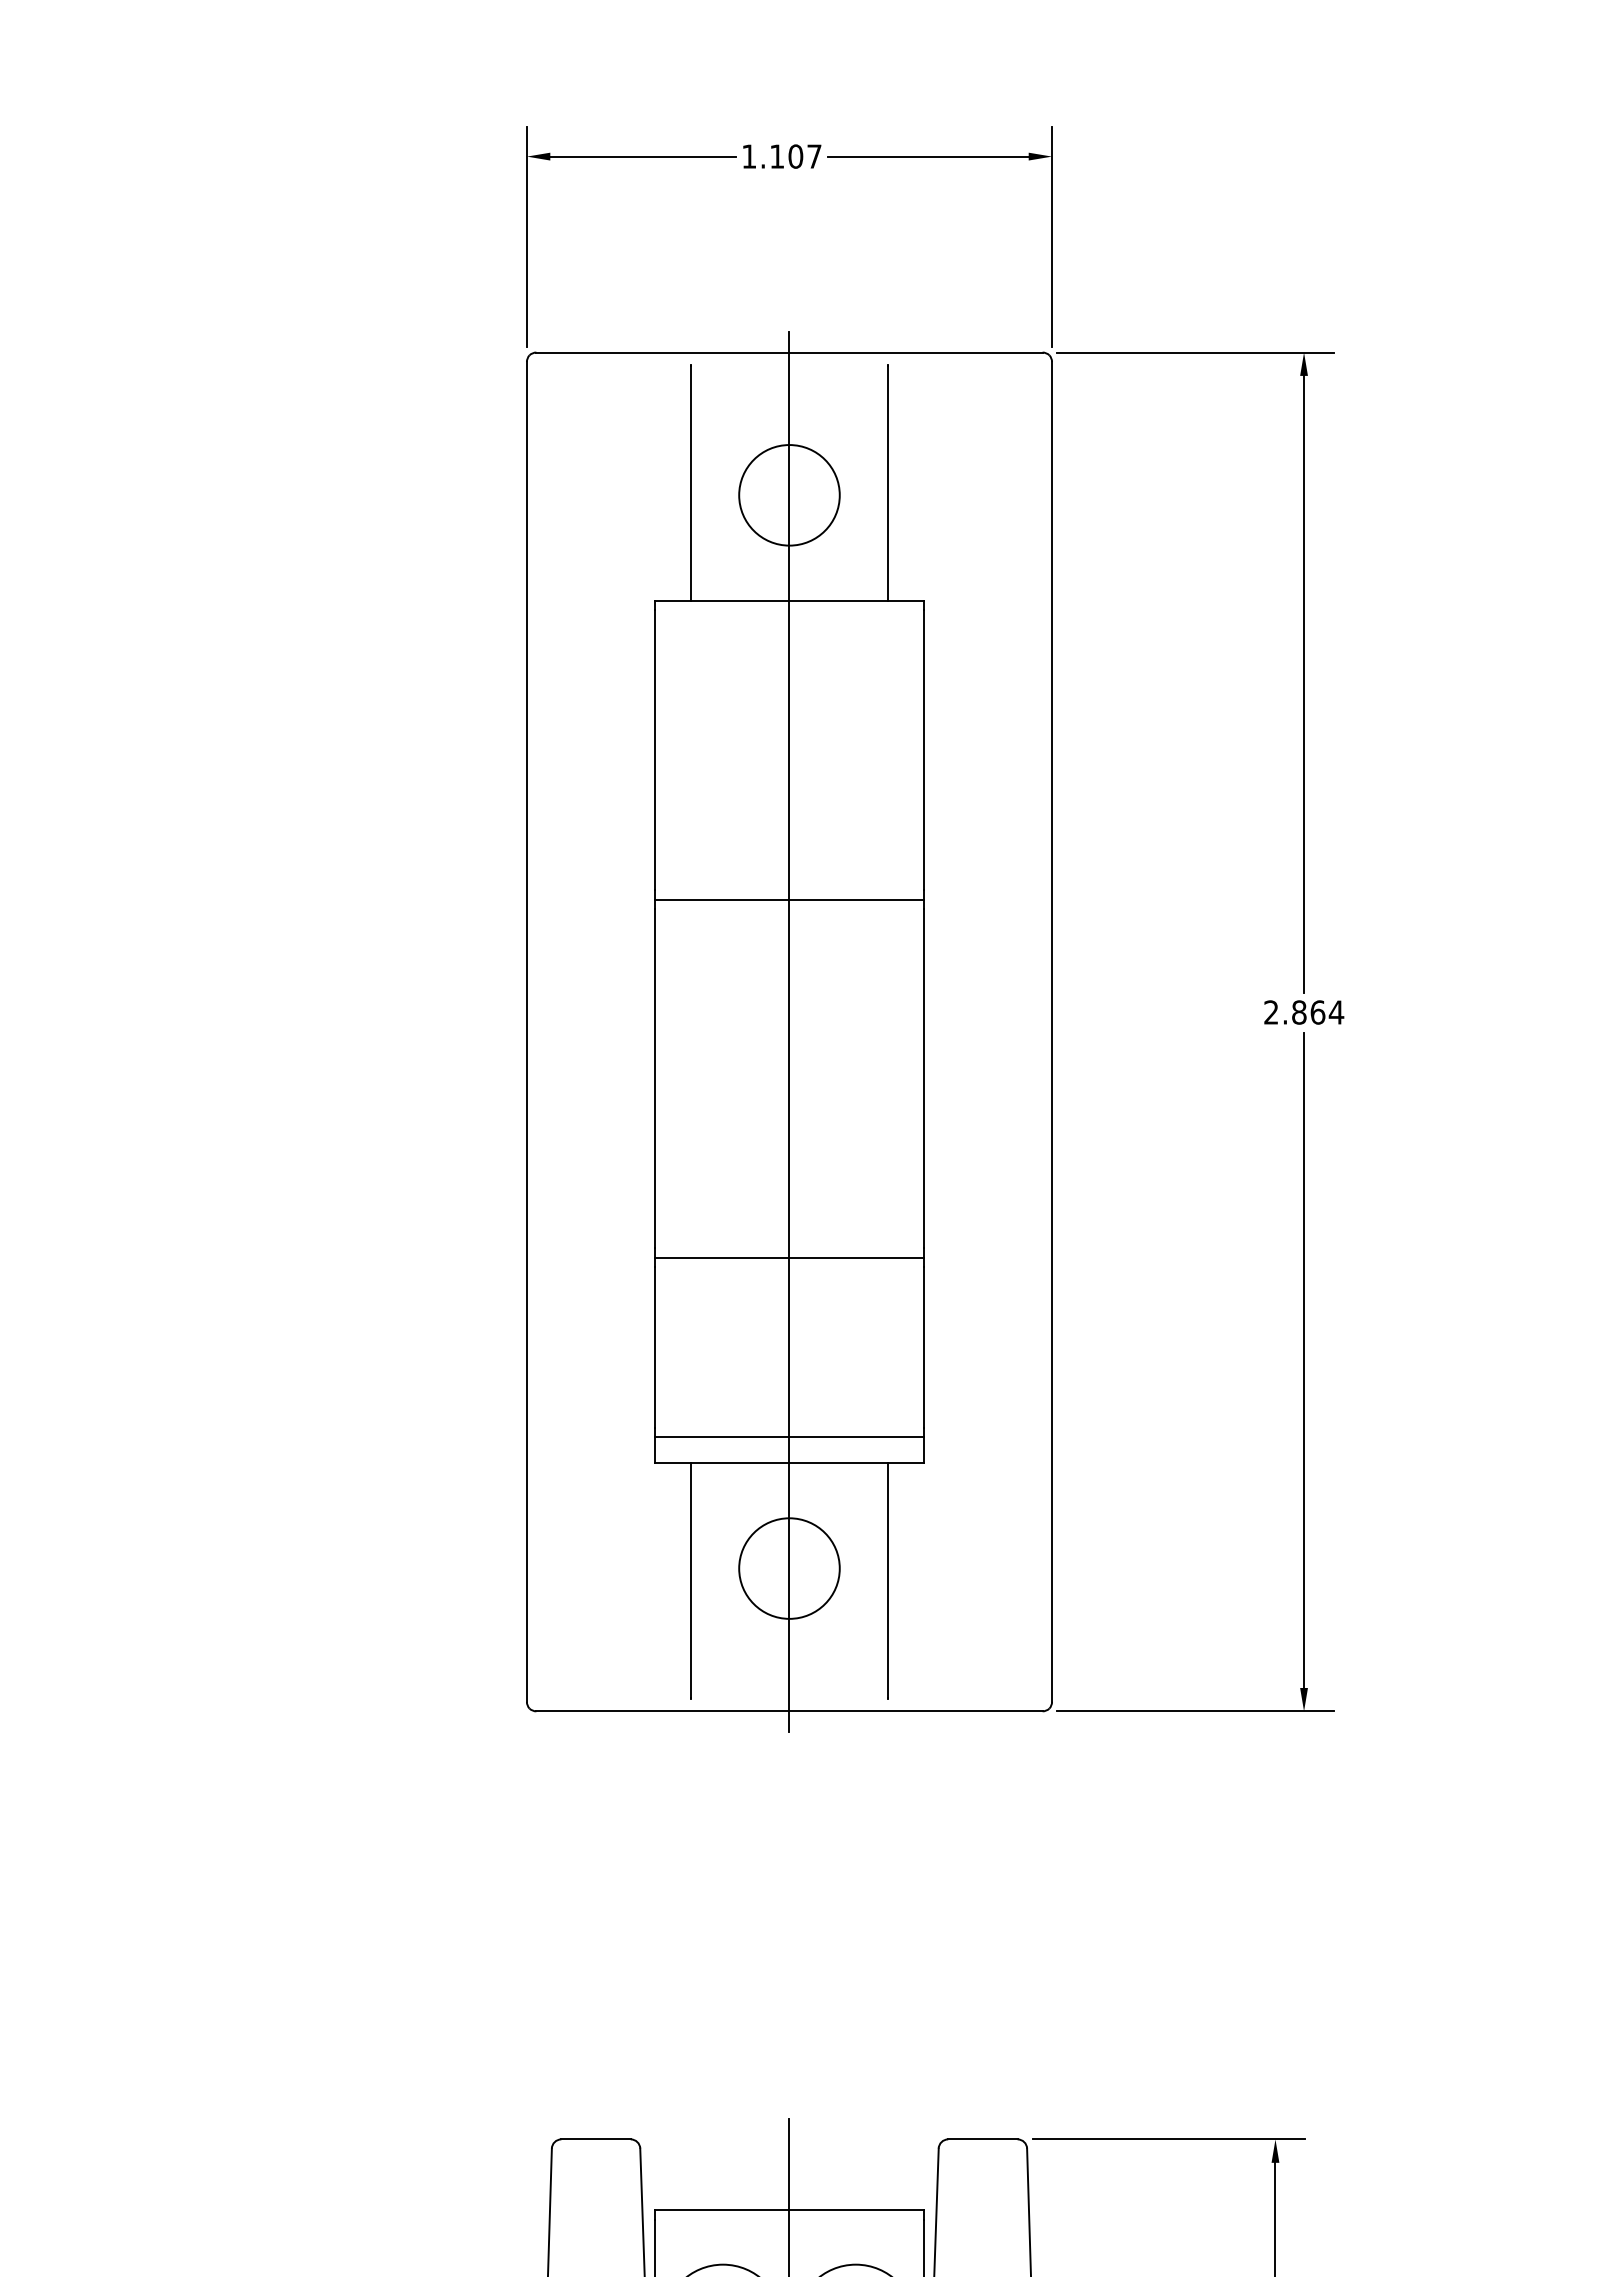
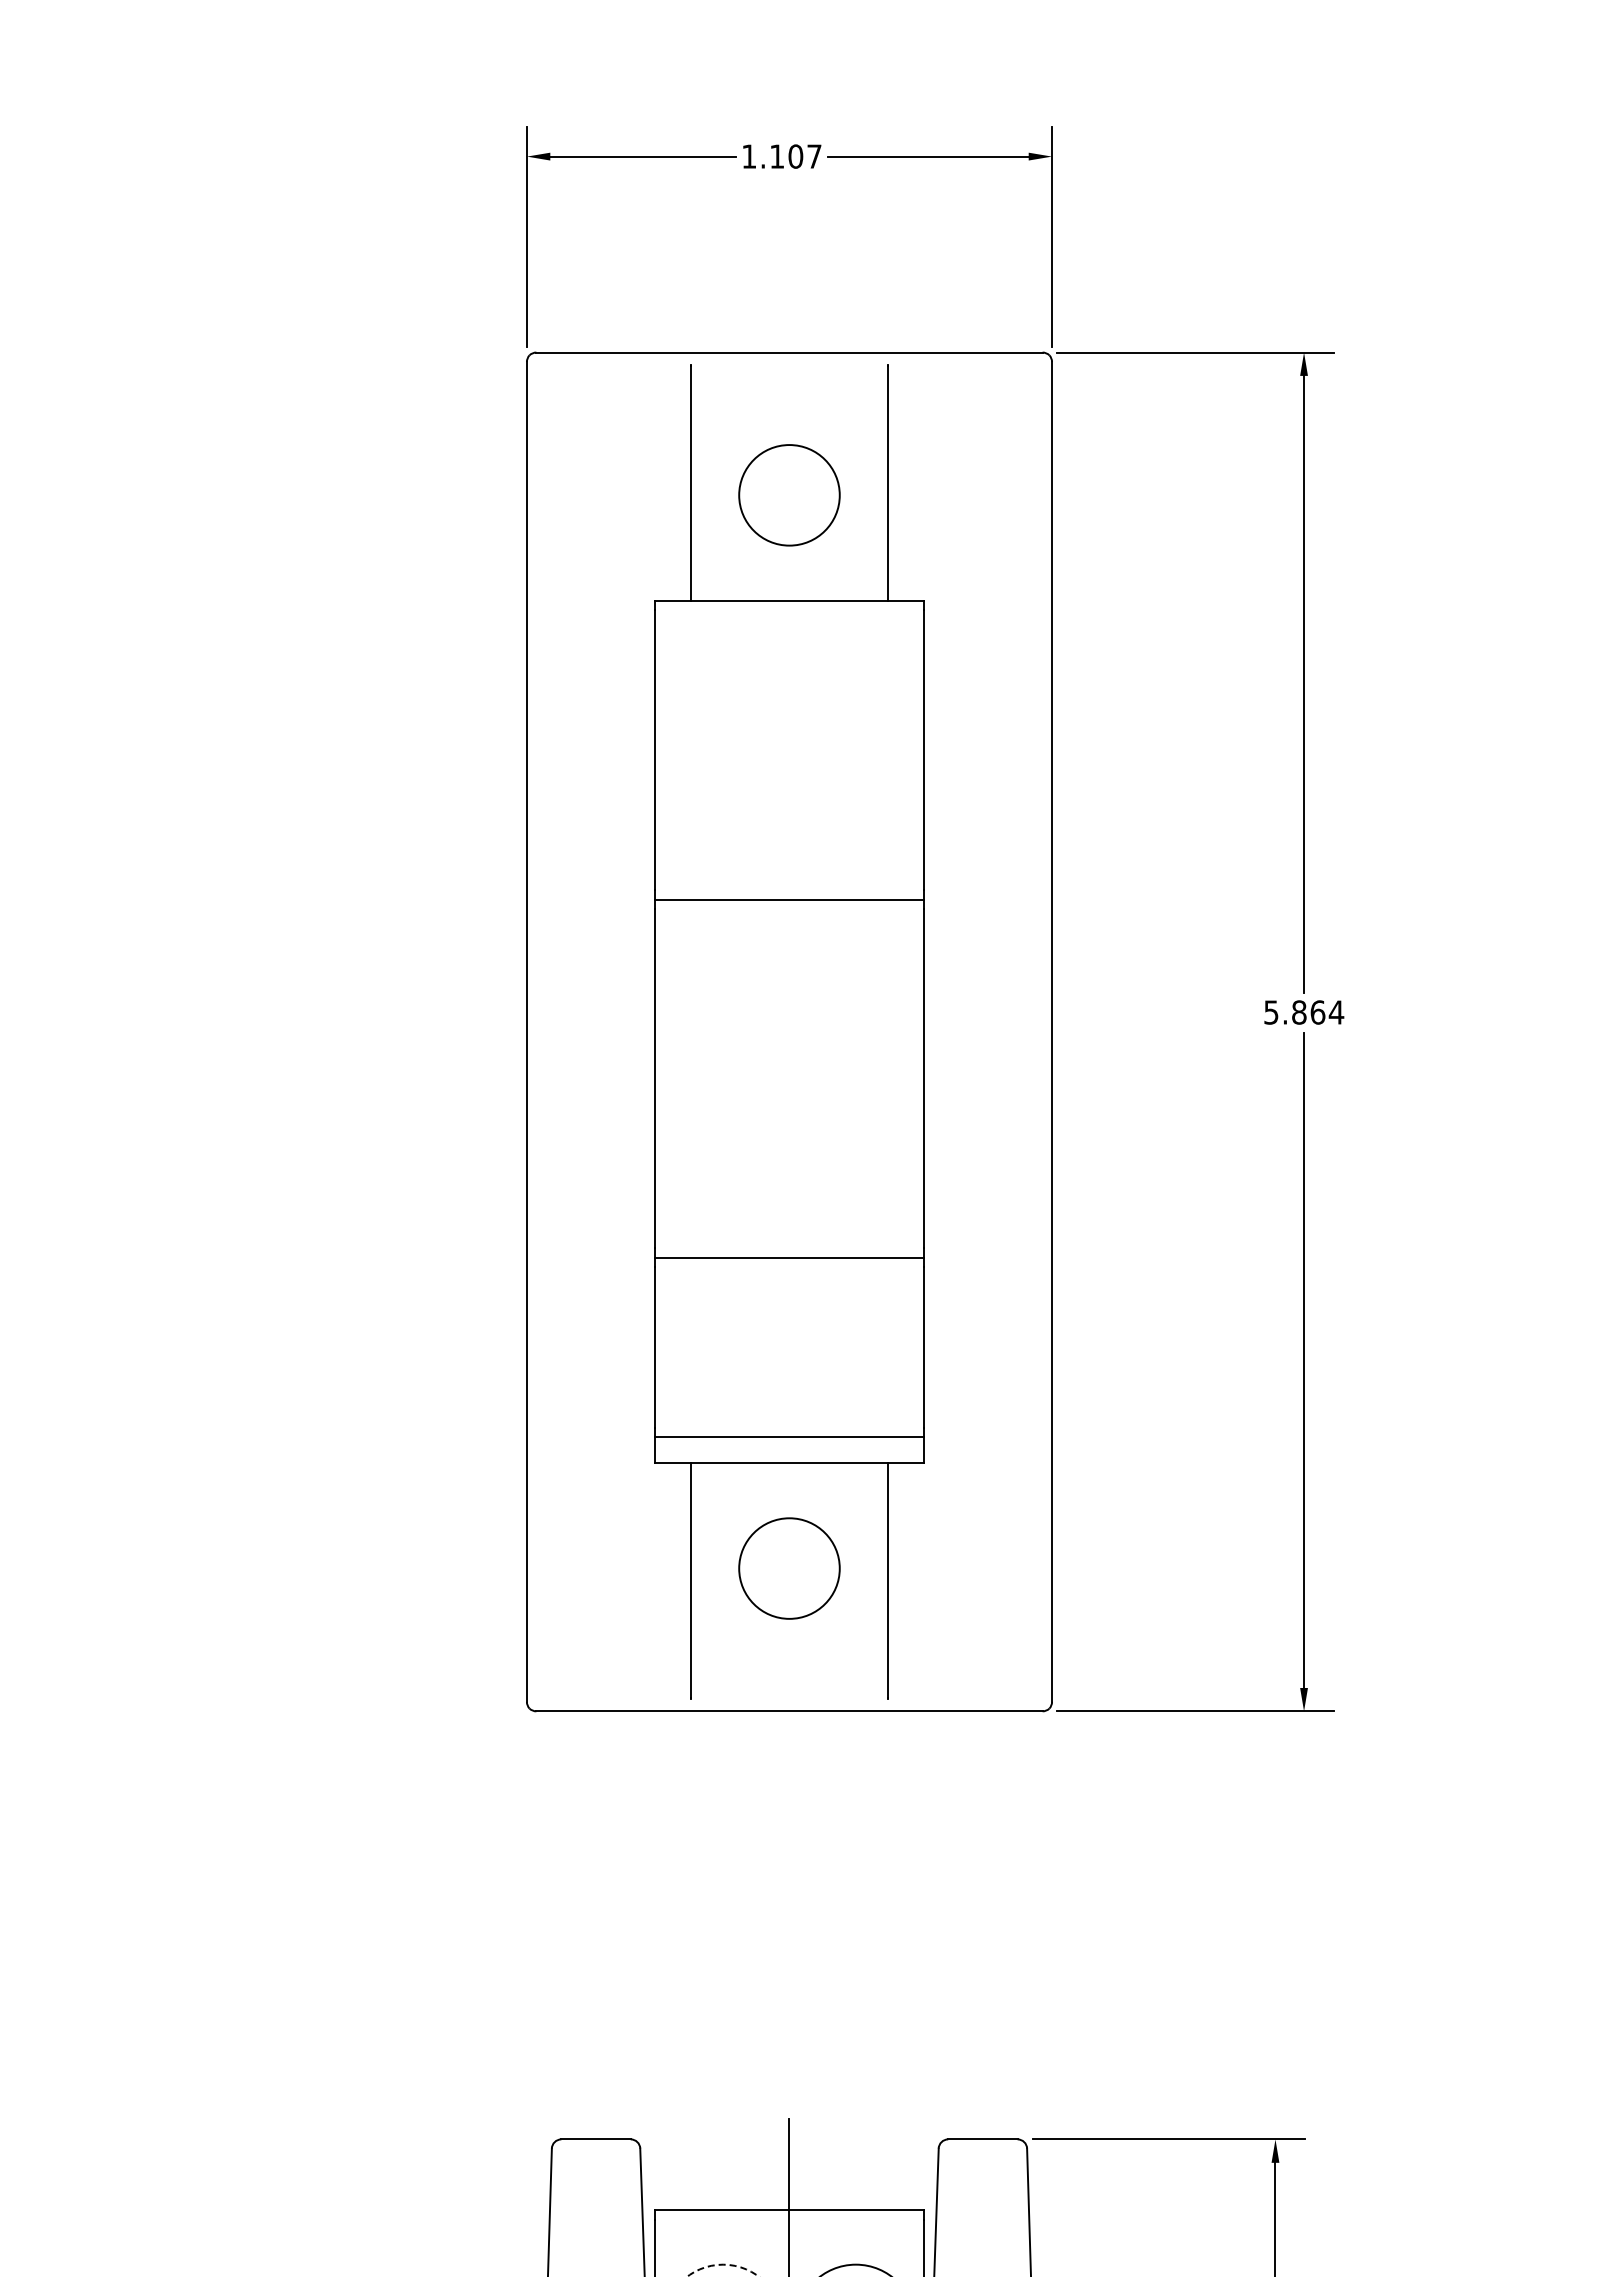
text: 2.864 -> 5.864 (1271, 1012)
line: present -> none (789, 1031)
circle: solid -> dashed (722, 2270)
